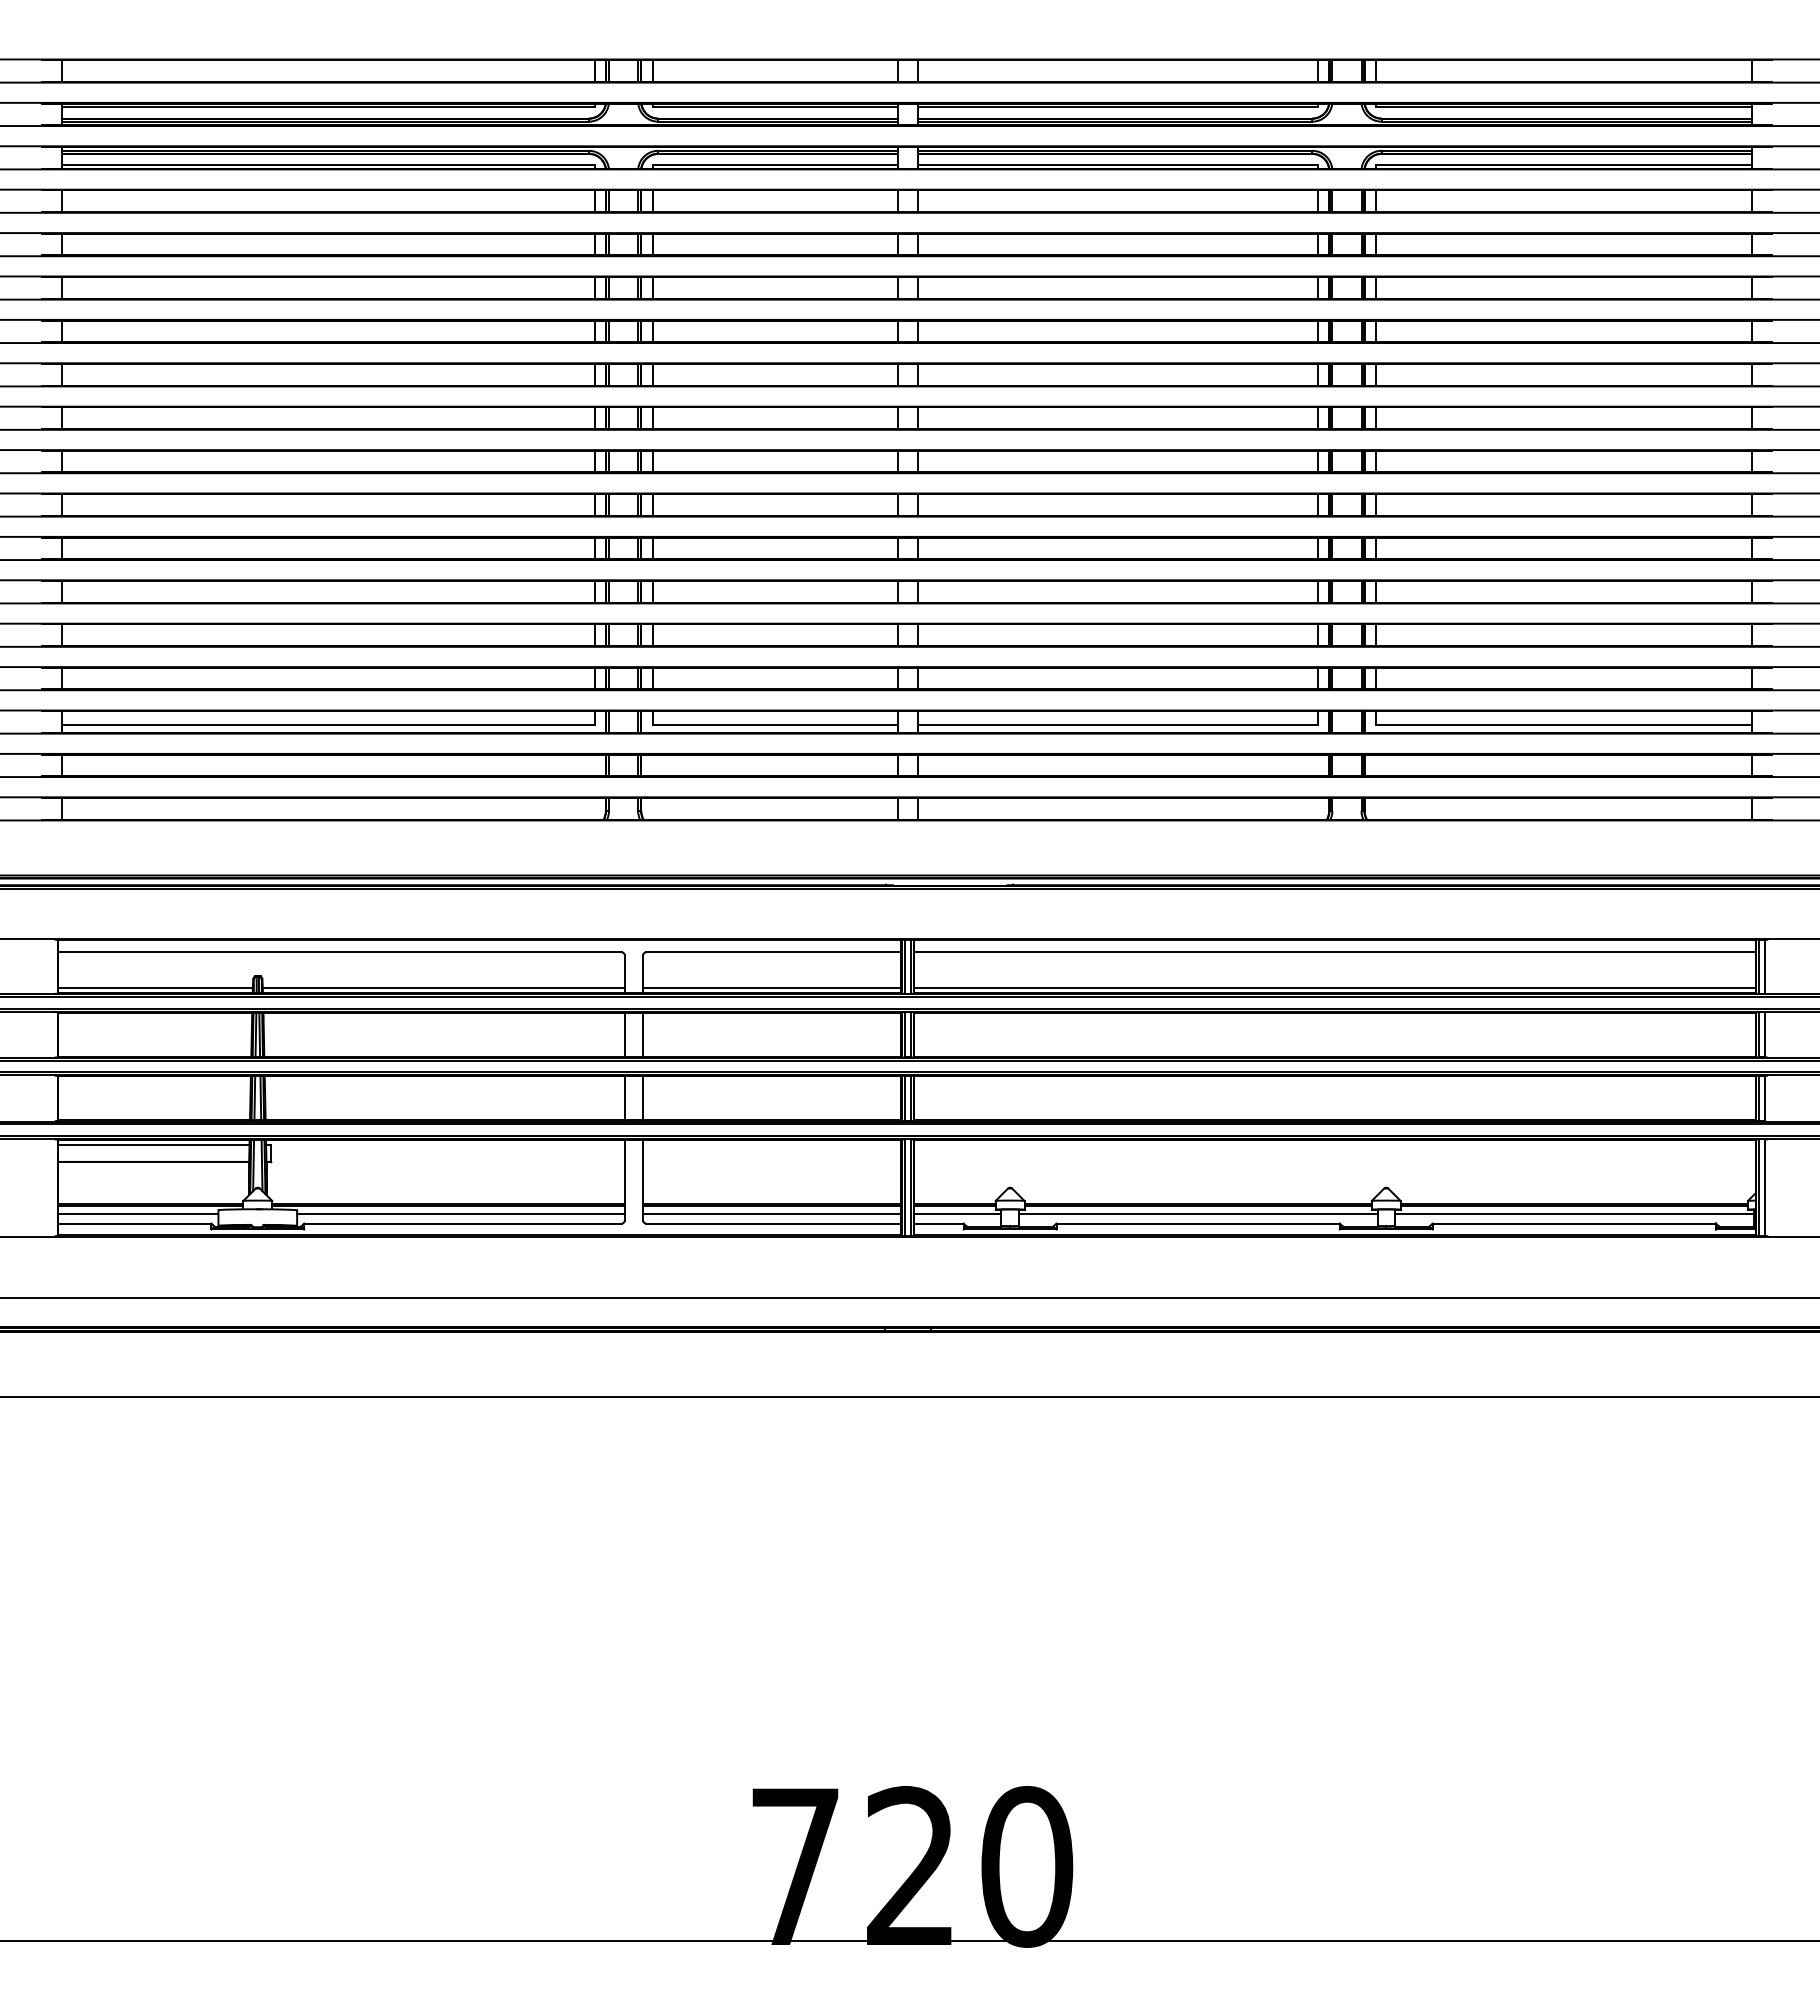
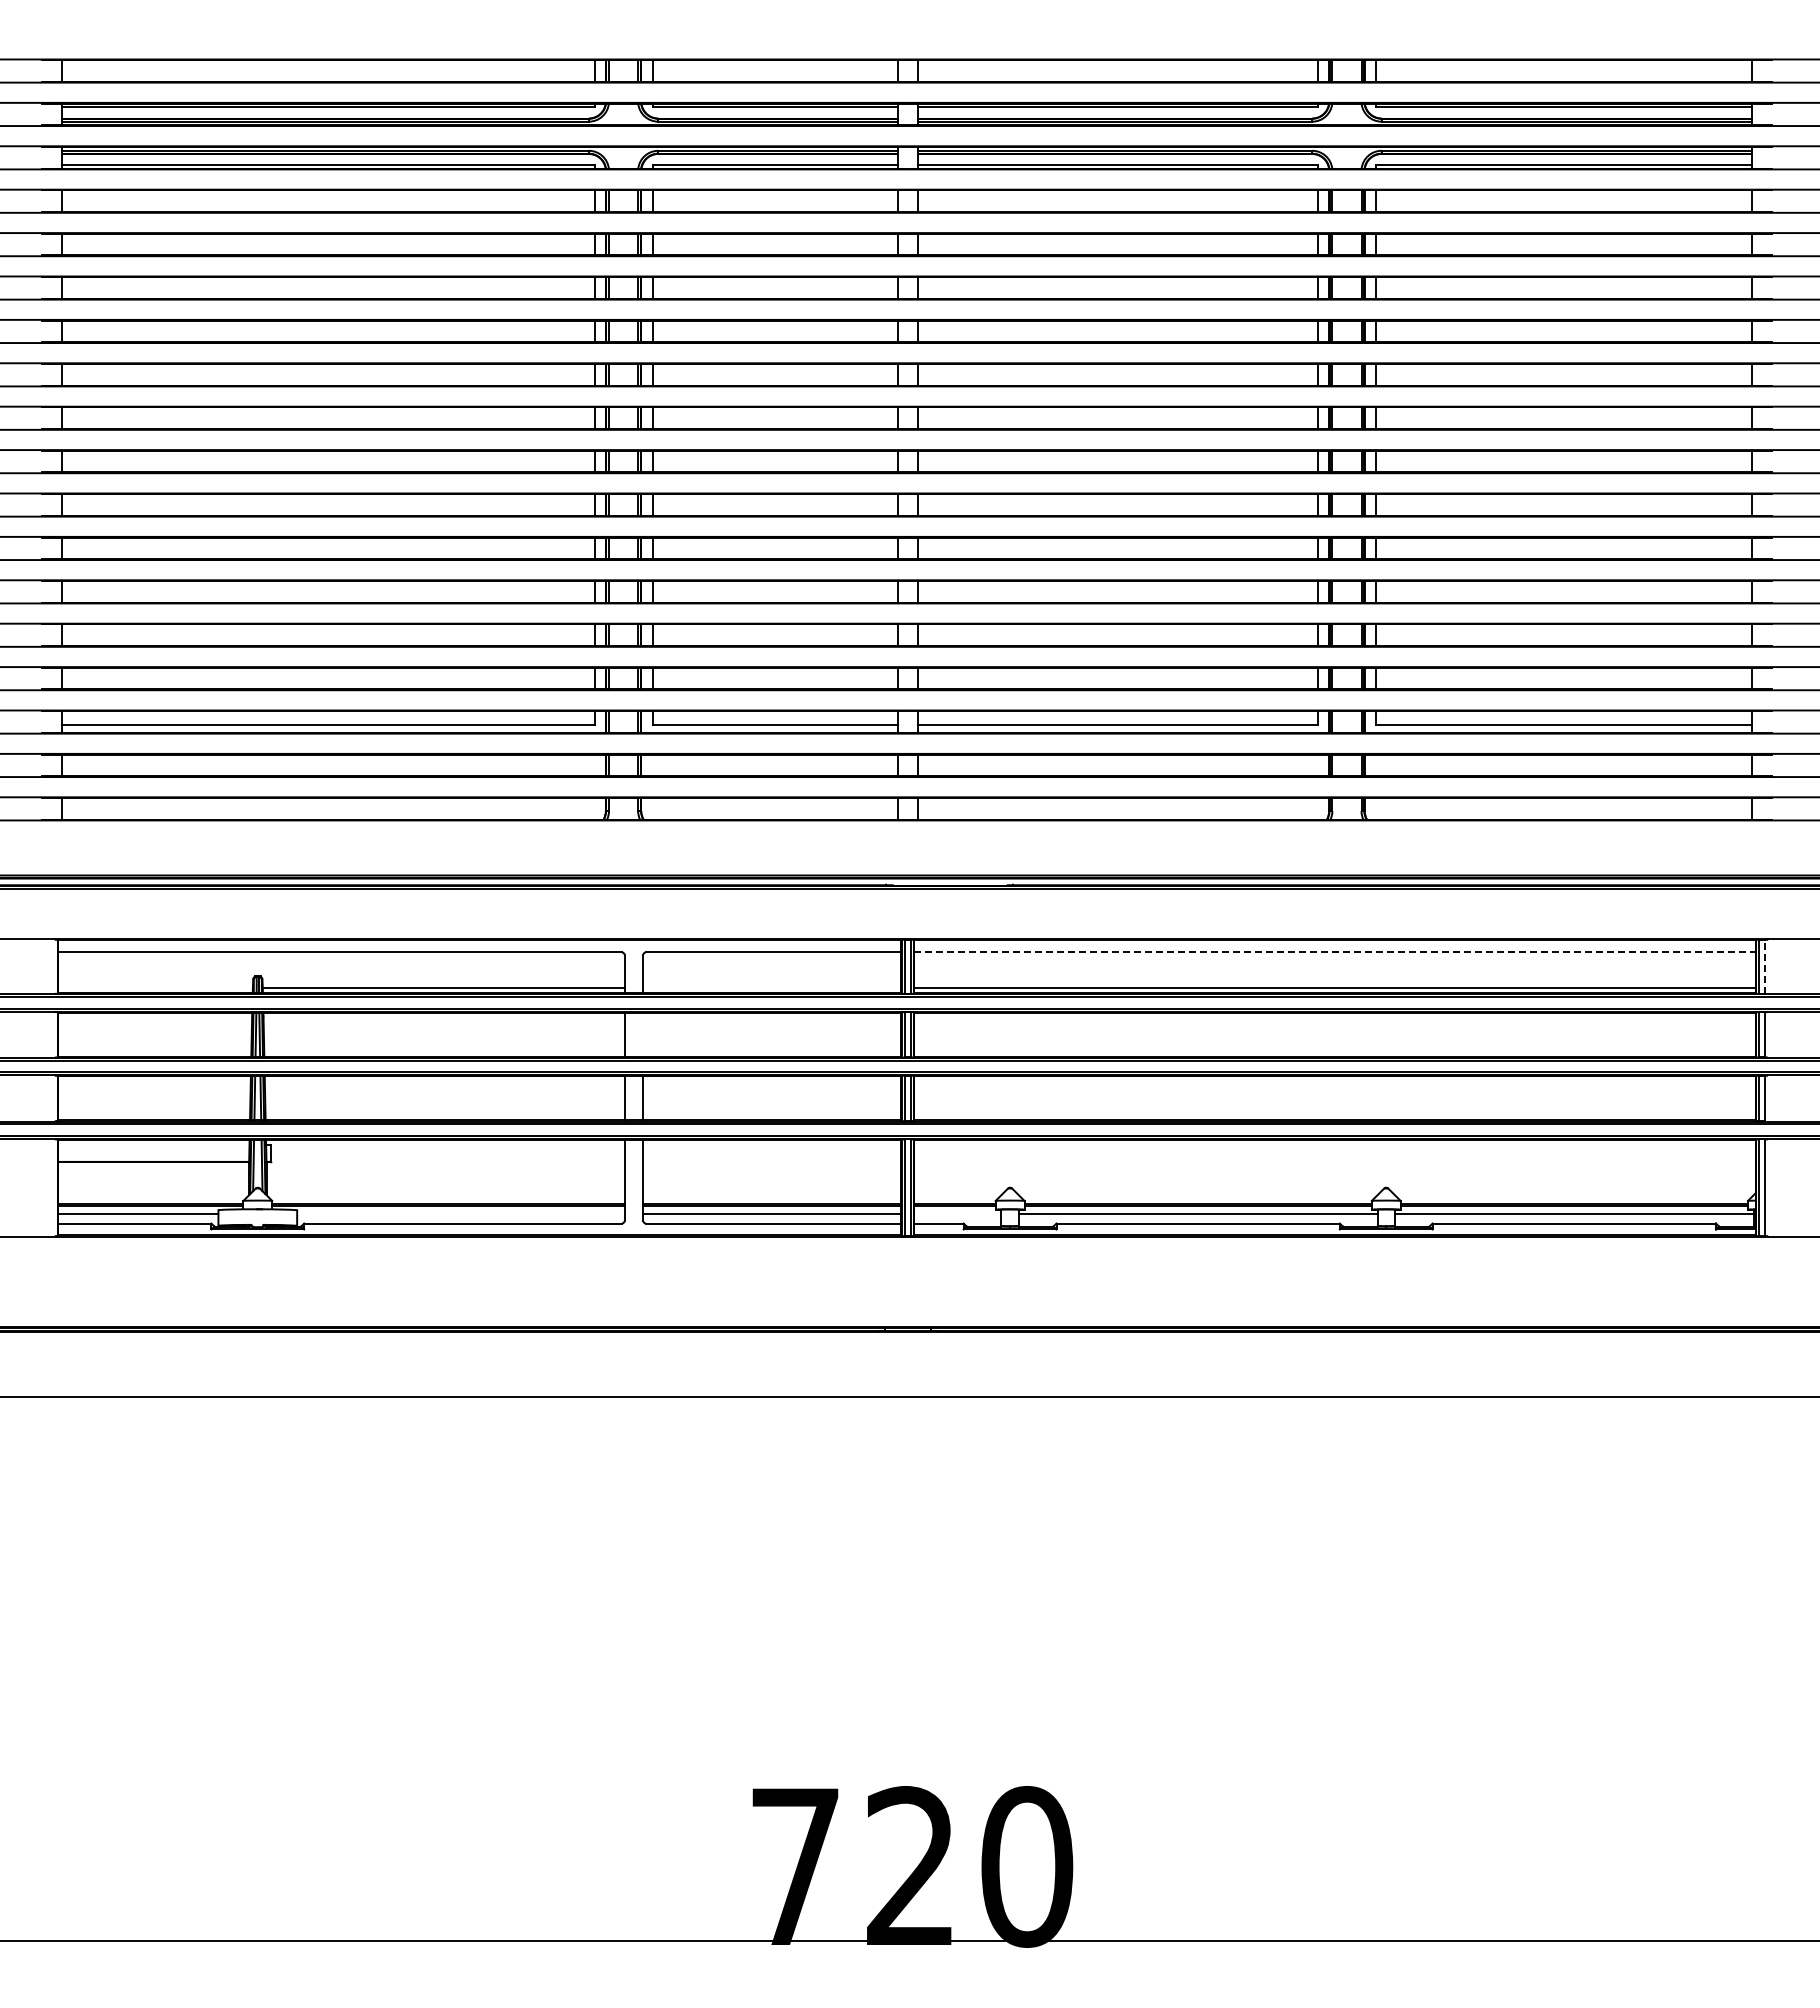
line: solid -> dashed (1335, 952)
line: solid -> dashed (1765, 966)
line: present -> none (155, 987)
line: present -> none (772, 987)
line: present -> none (643, 1034)
line: present -> none (153, 1144)
line: present -> none (460, 1213)
line: present -> none (957, 1213)
line: present -> none (909, 1297)
